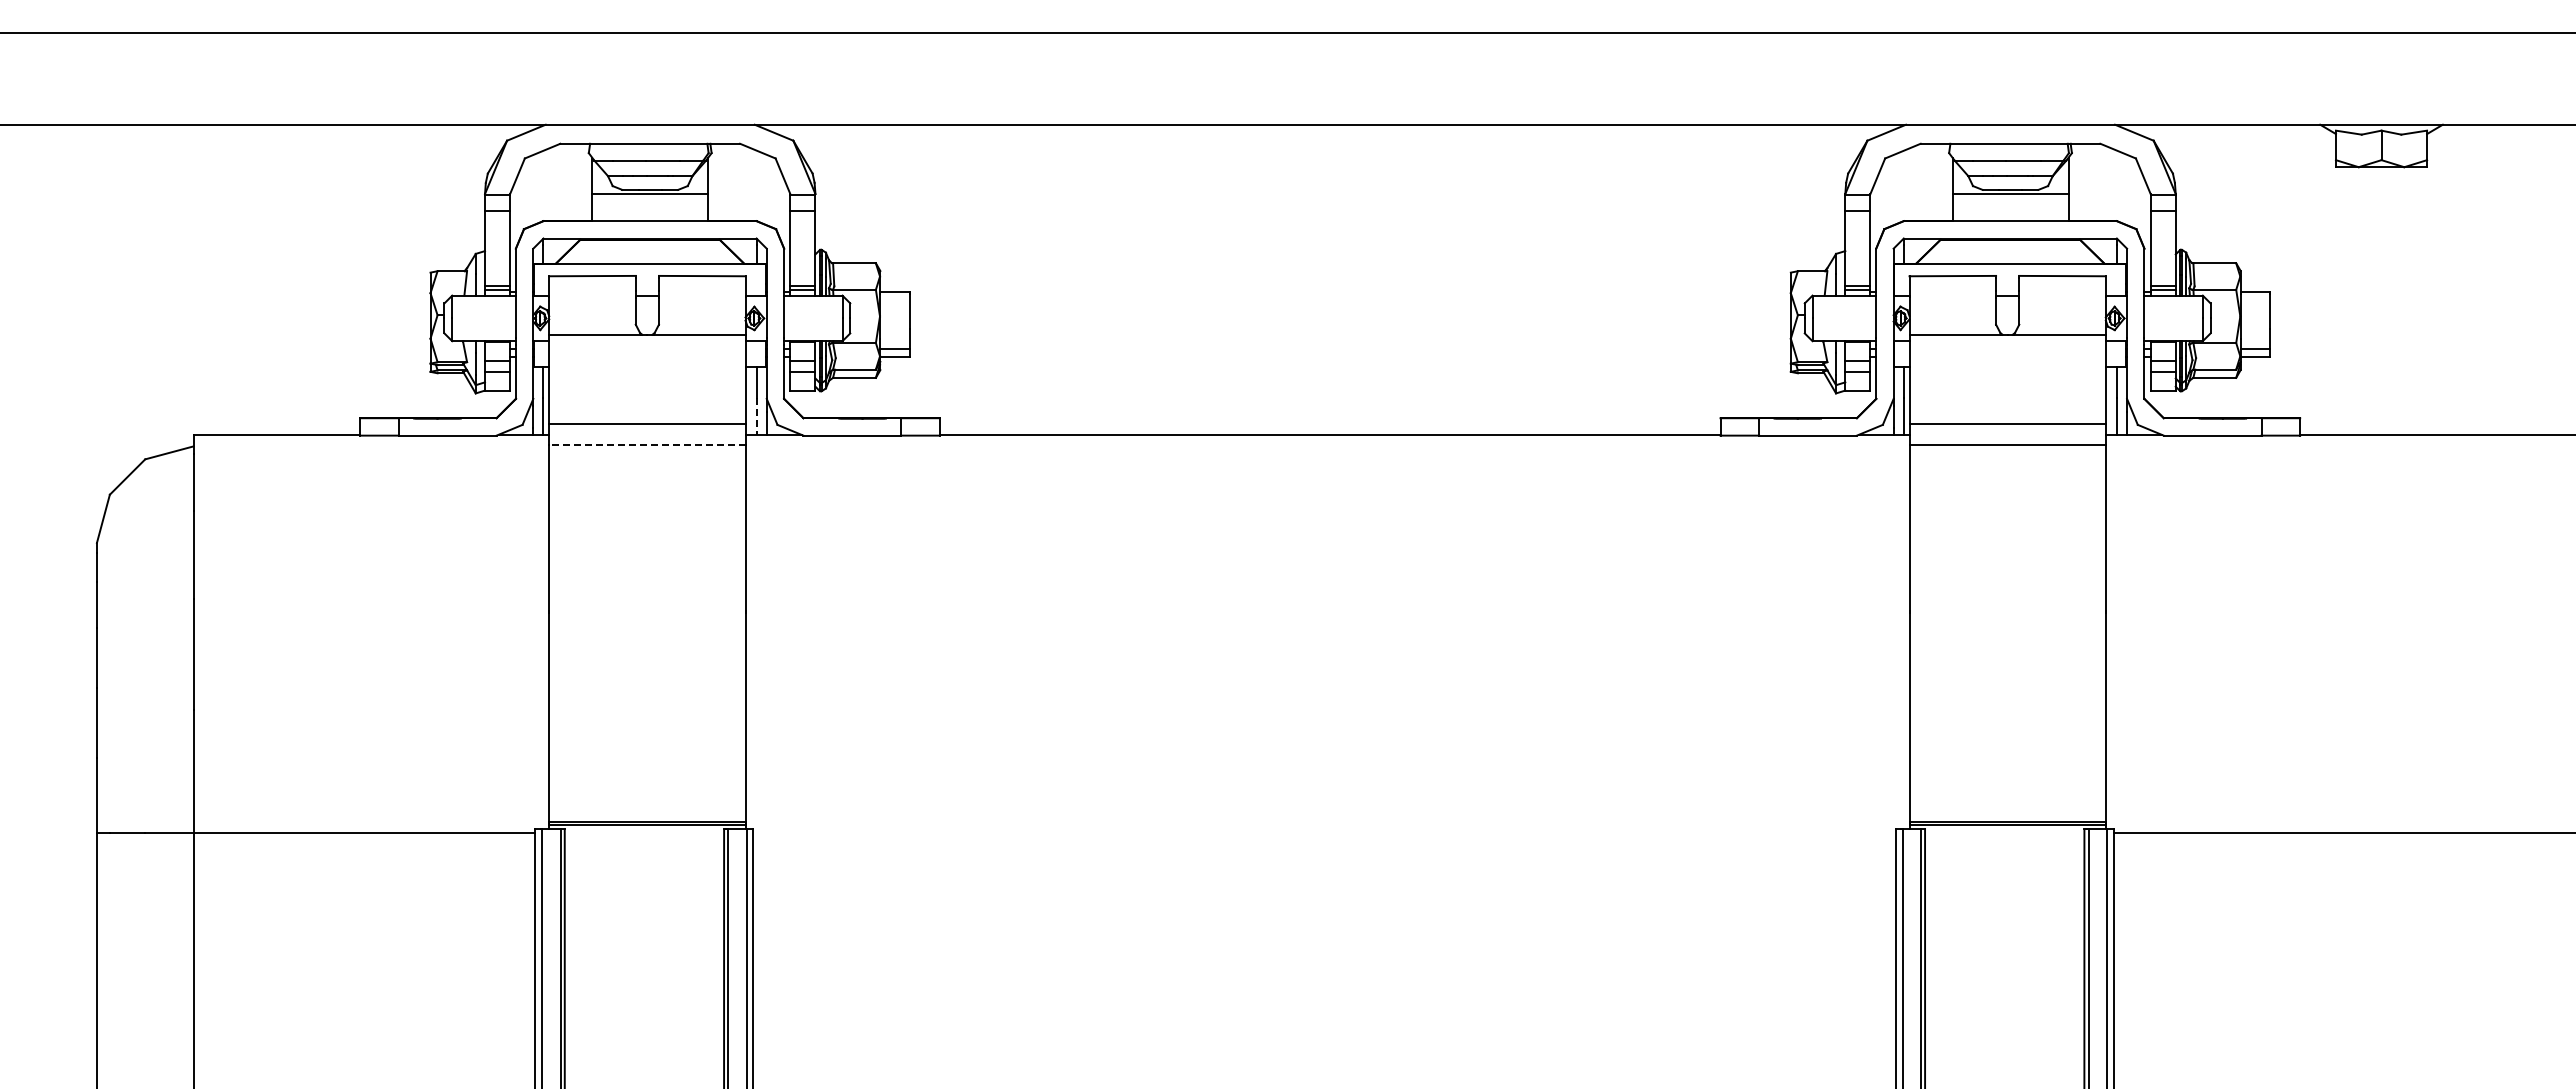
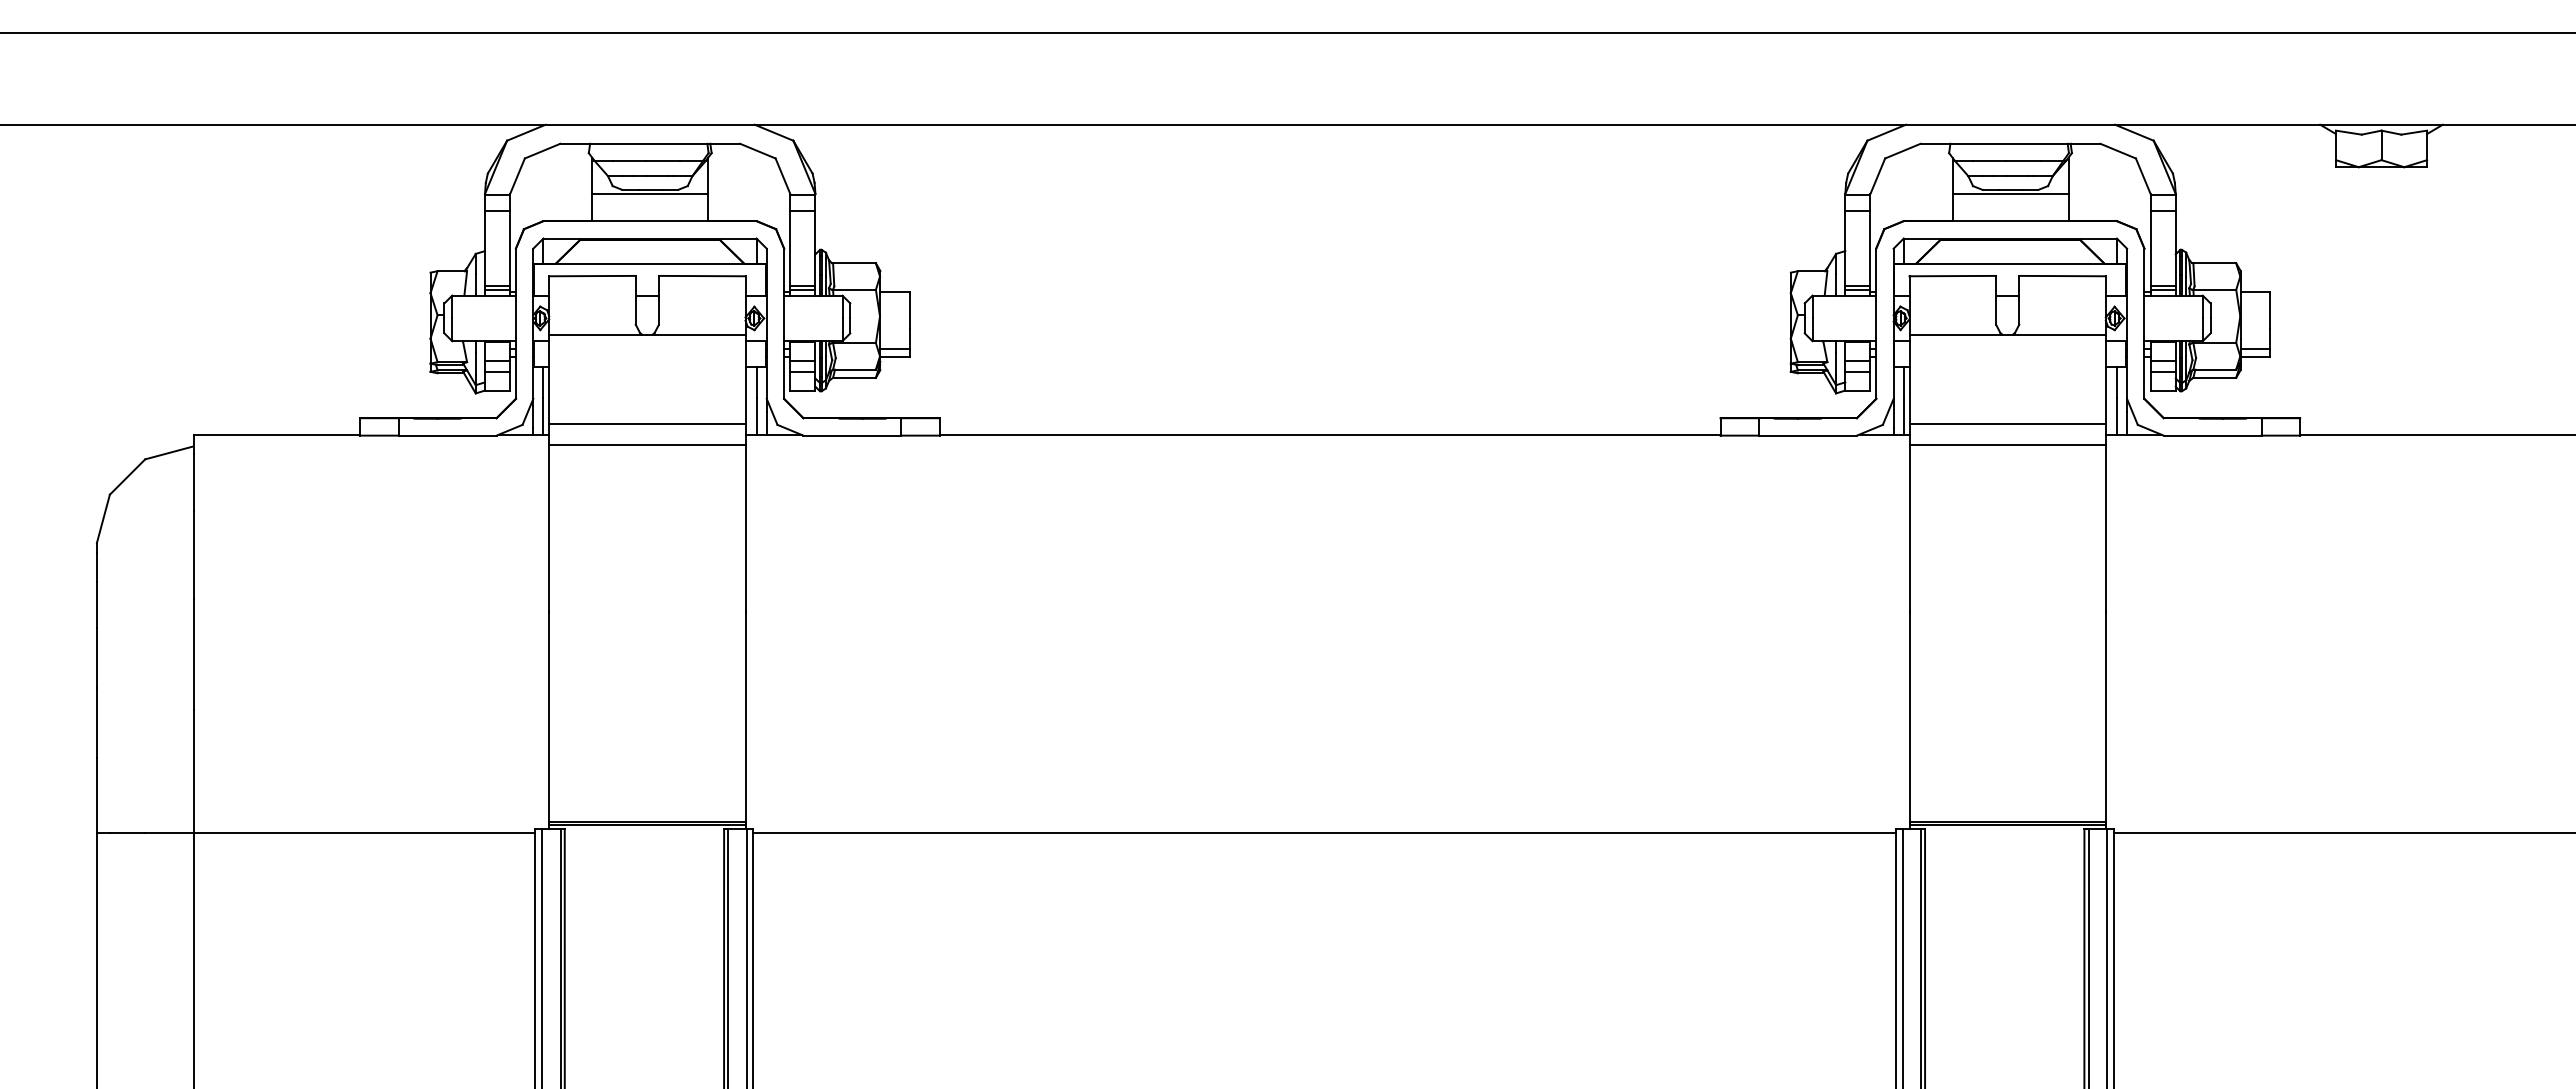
line: dashed -> solid (756, 416)
line: dashed -> solid (646, 444)
line: none -> present (1324, 832)
